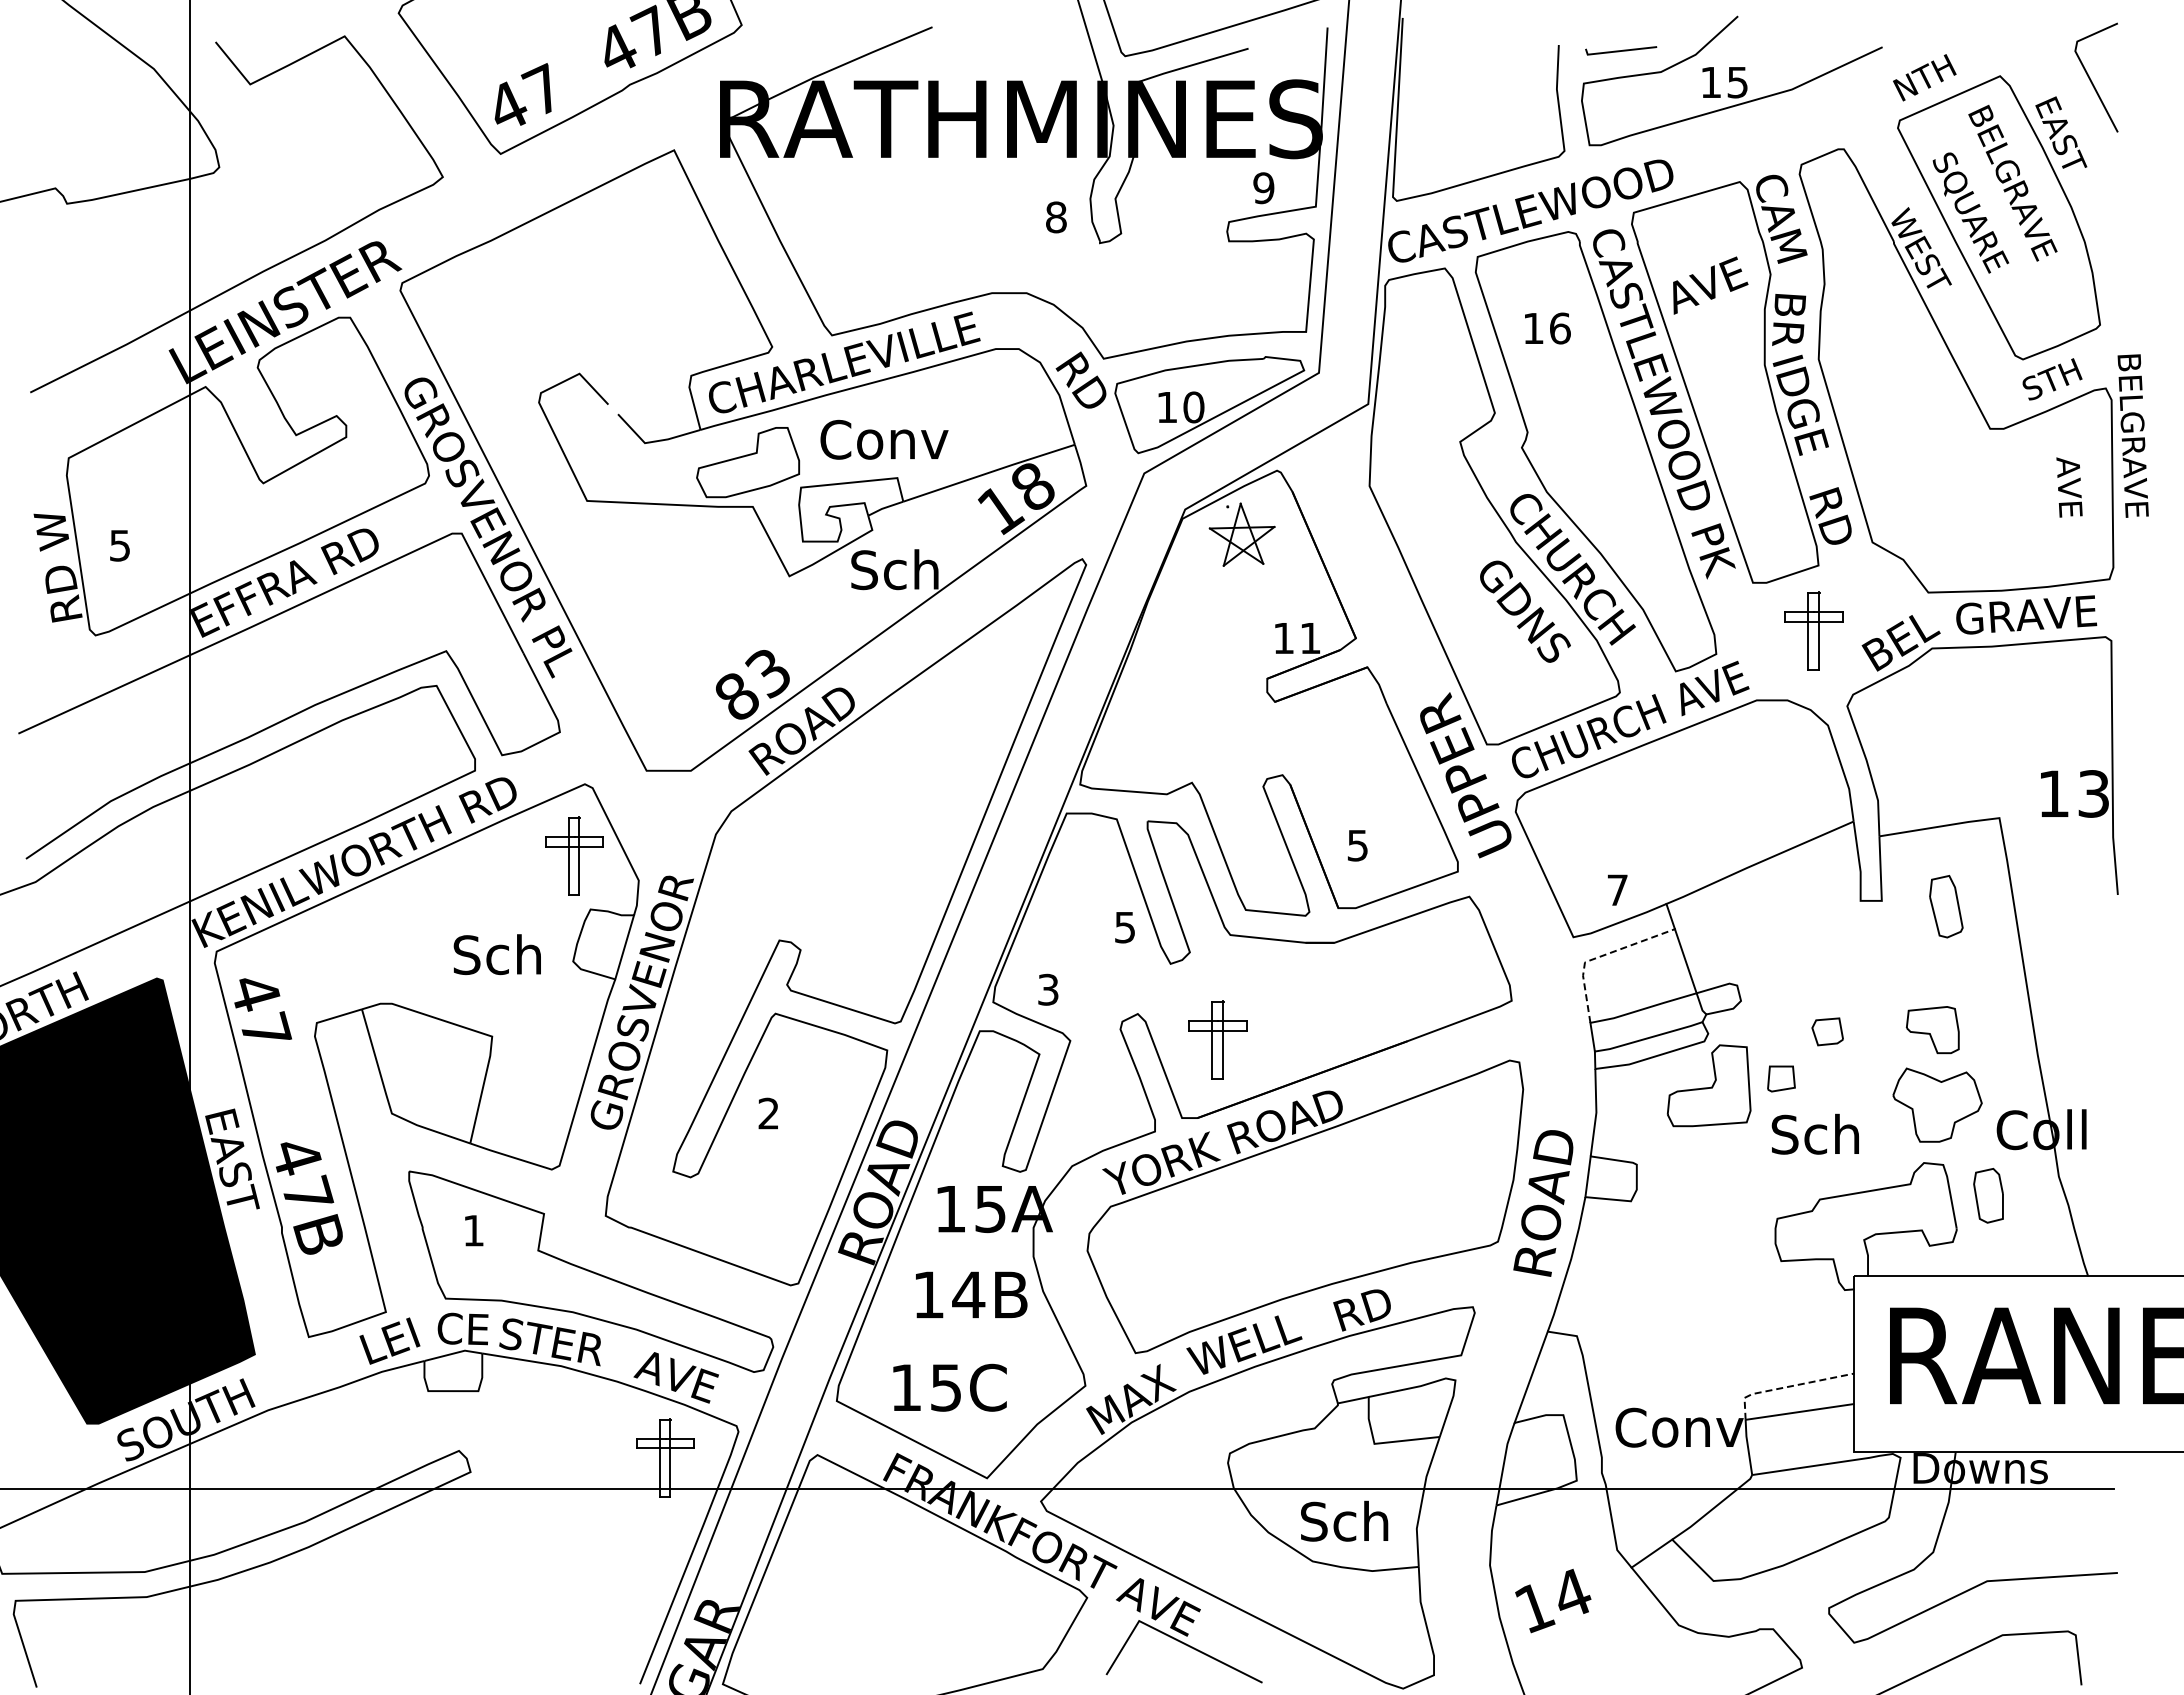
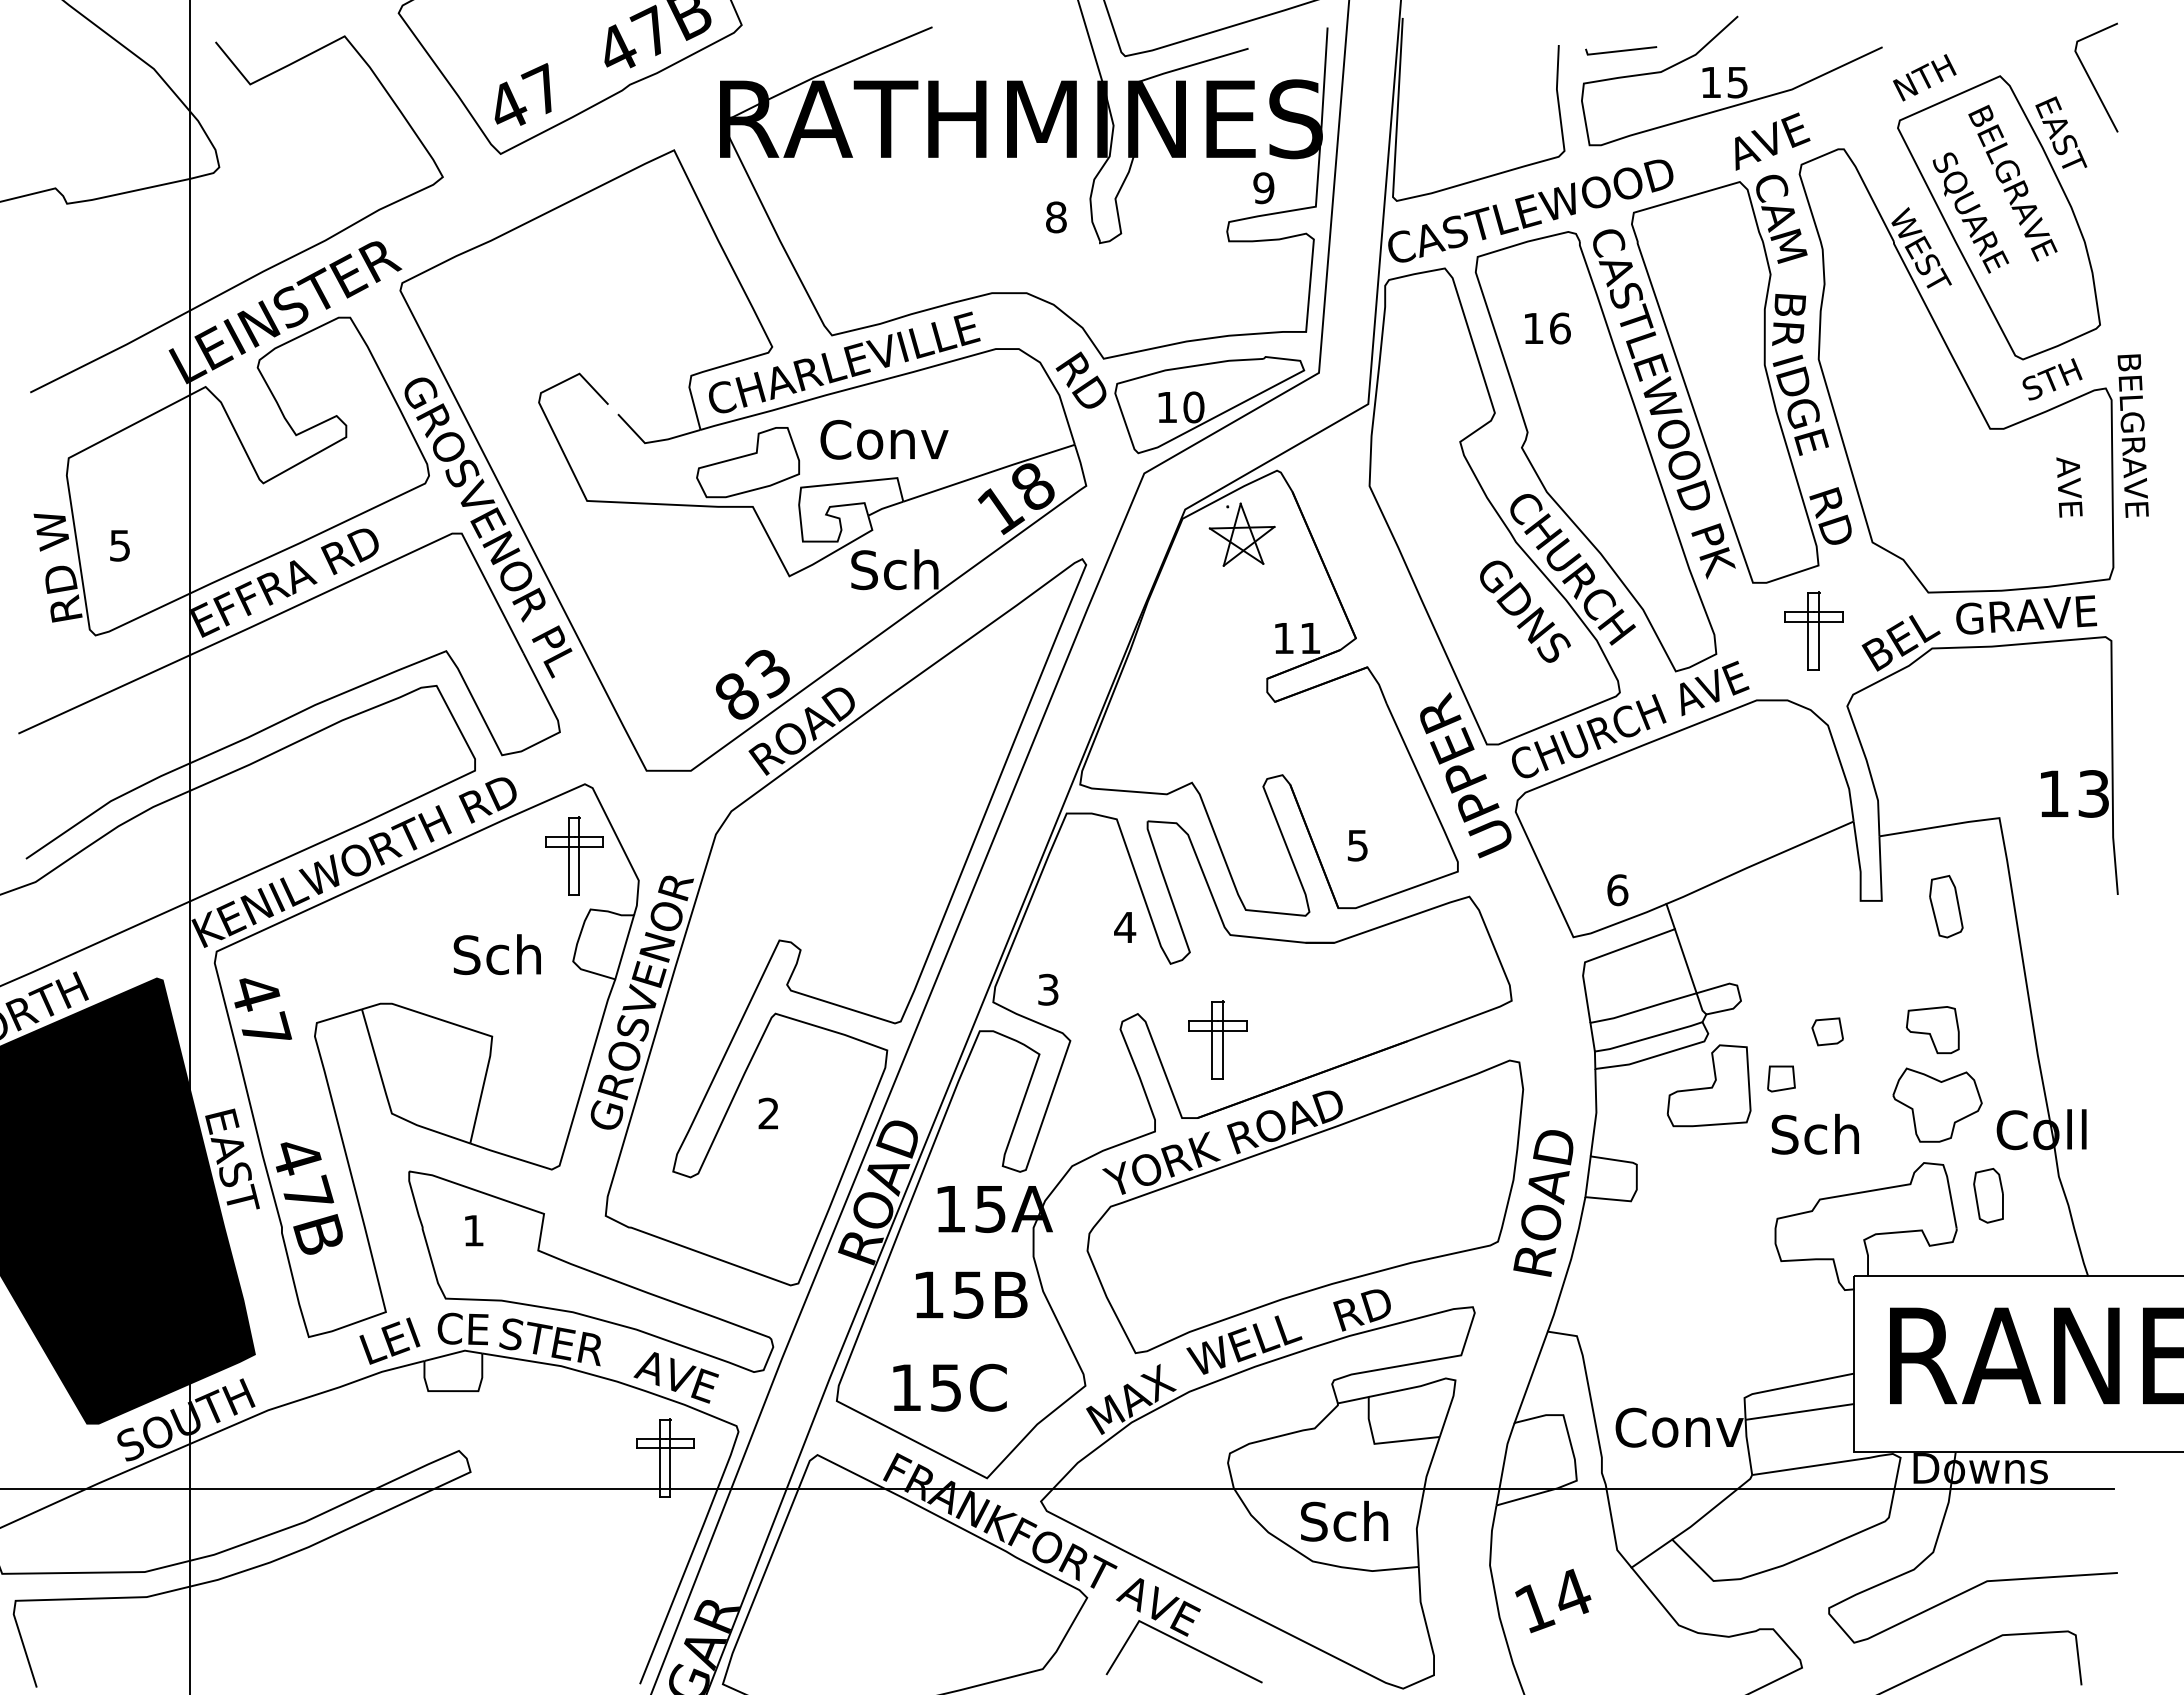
text position: (1710, 285) -> (1772, 141) (1772, 141)
text: 7 -> 6 (1617, 890)
text: 5 -> 4 (1125, 927)
line: dashed -> solid (1599, 956)
text: 14B -> 15B (968, 1294)
line: dashed -> solid (1787, 1387)
